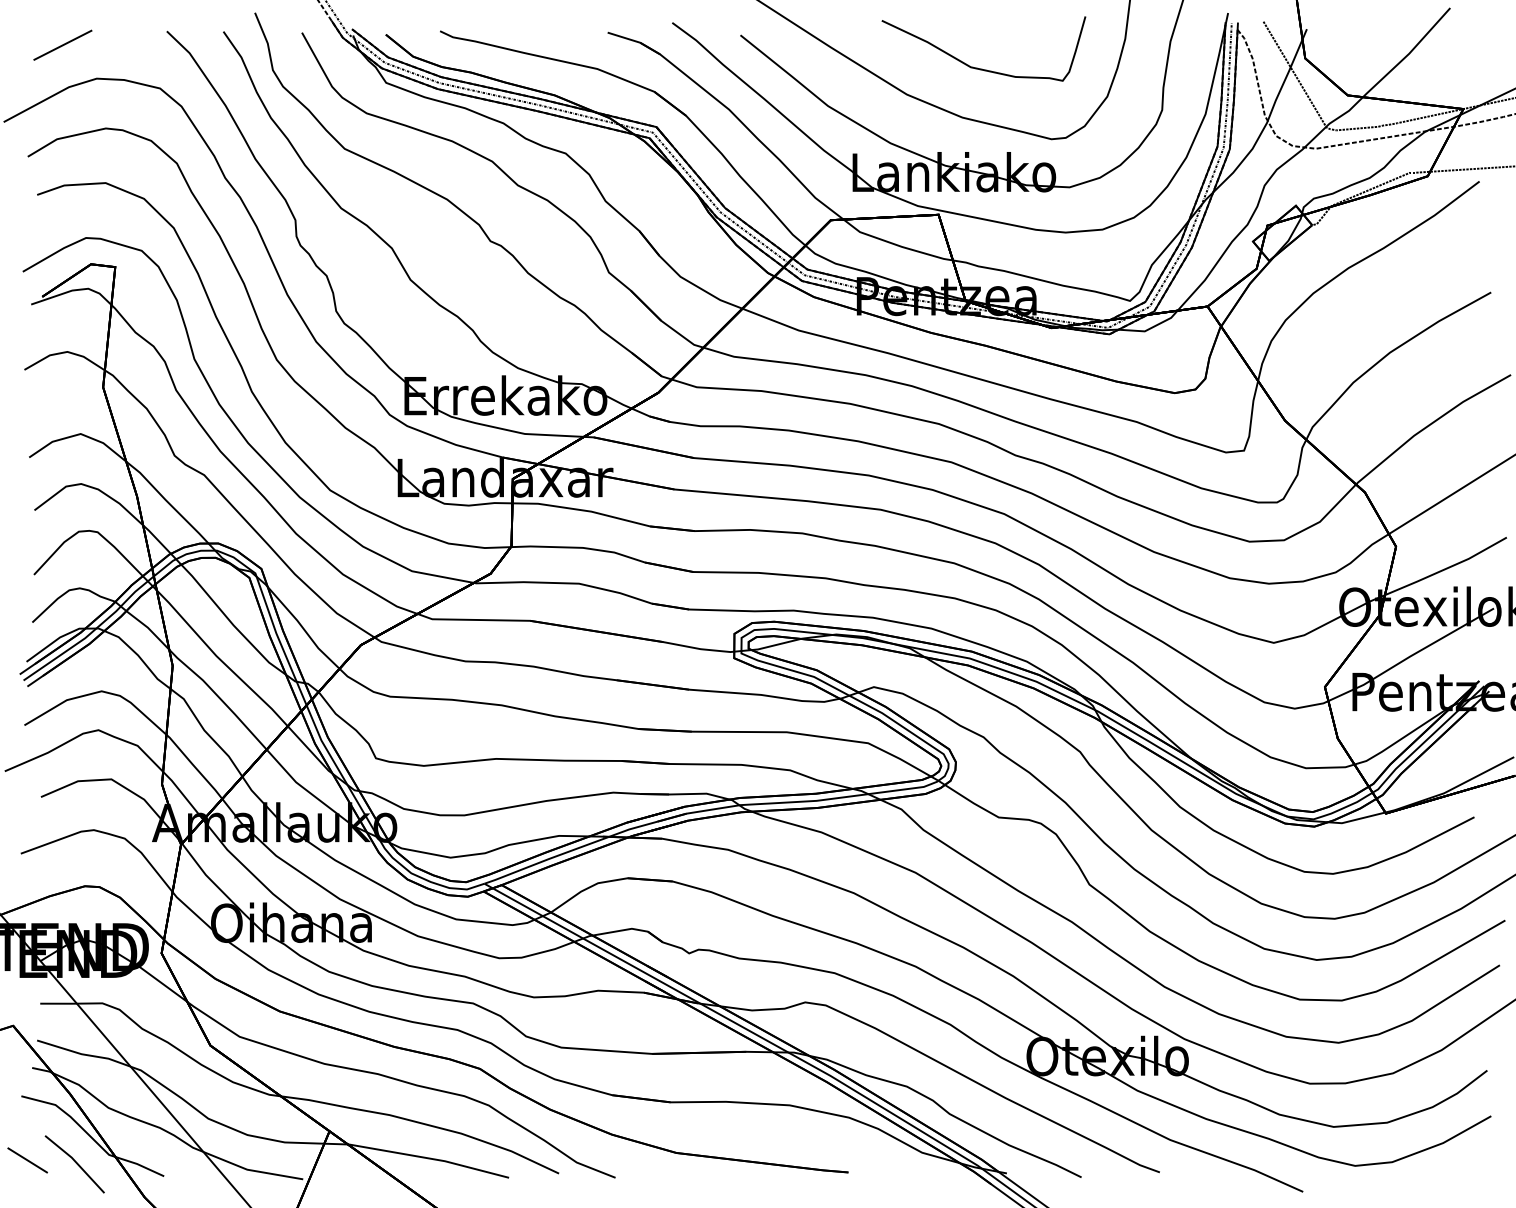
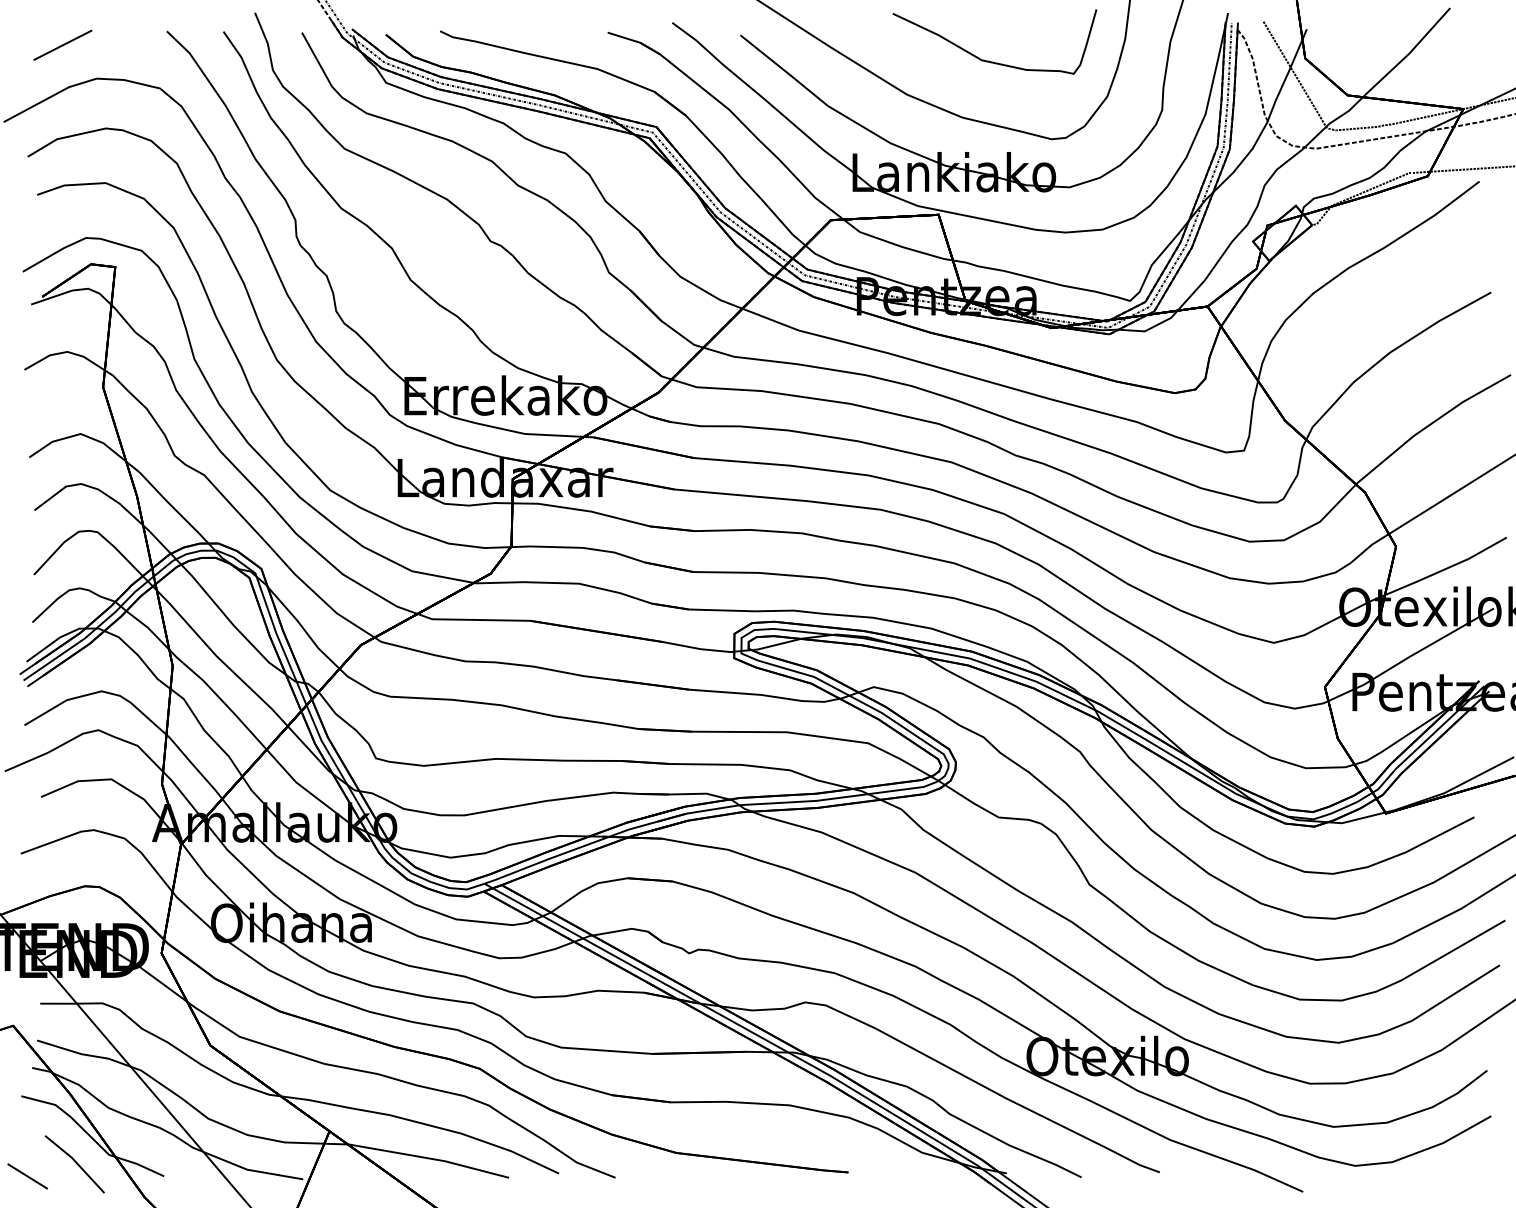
curve position: (977, 67) -> (988, 60) (988, 60)
line position: (27, 1160) -> (27, 1176) (27, 1176)
